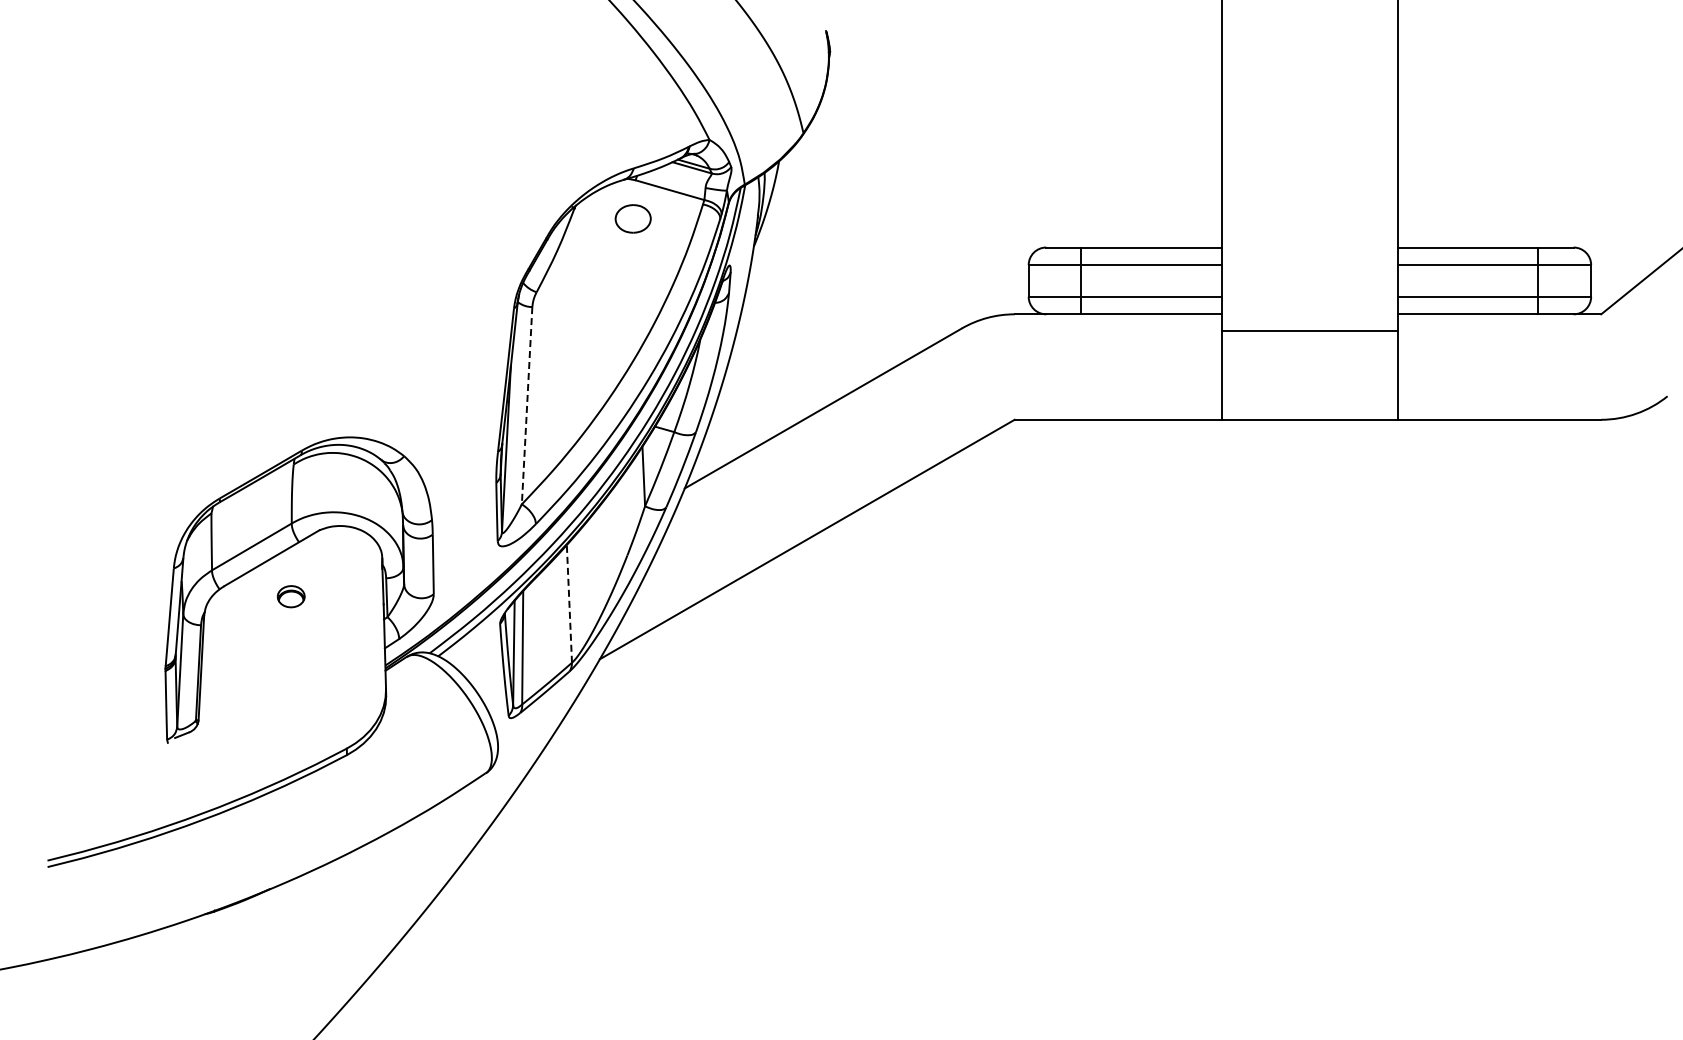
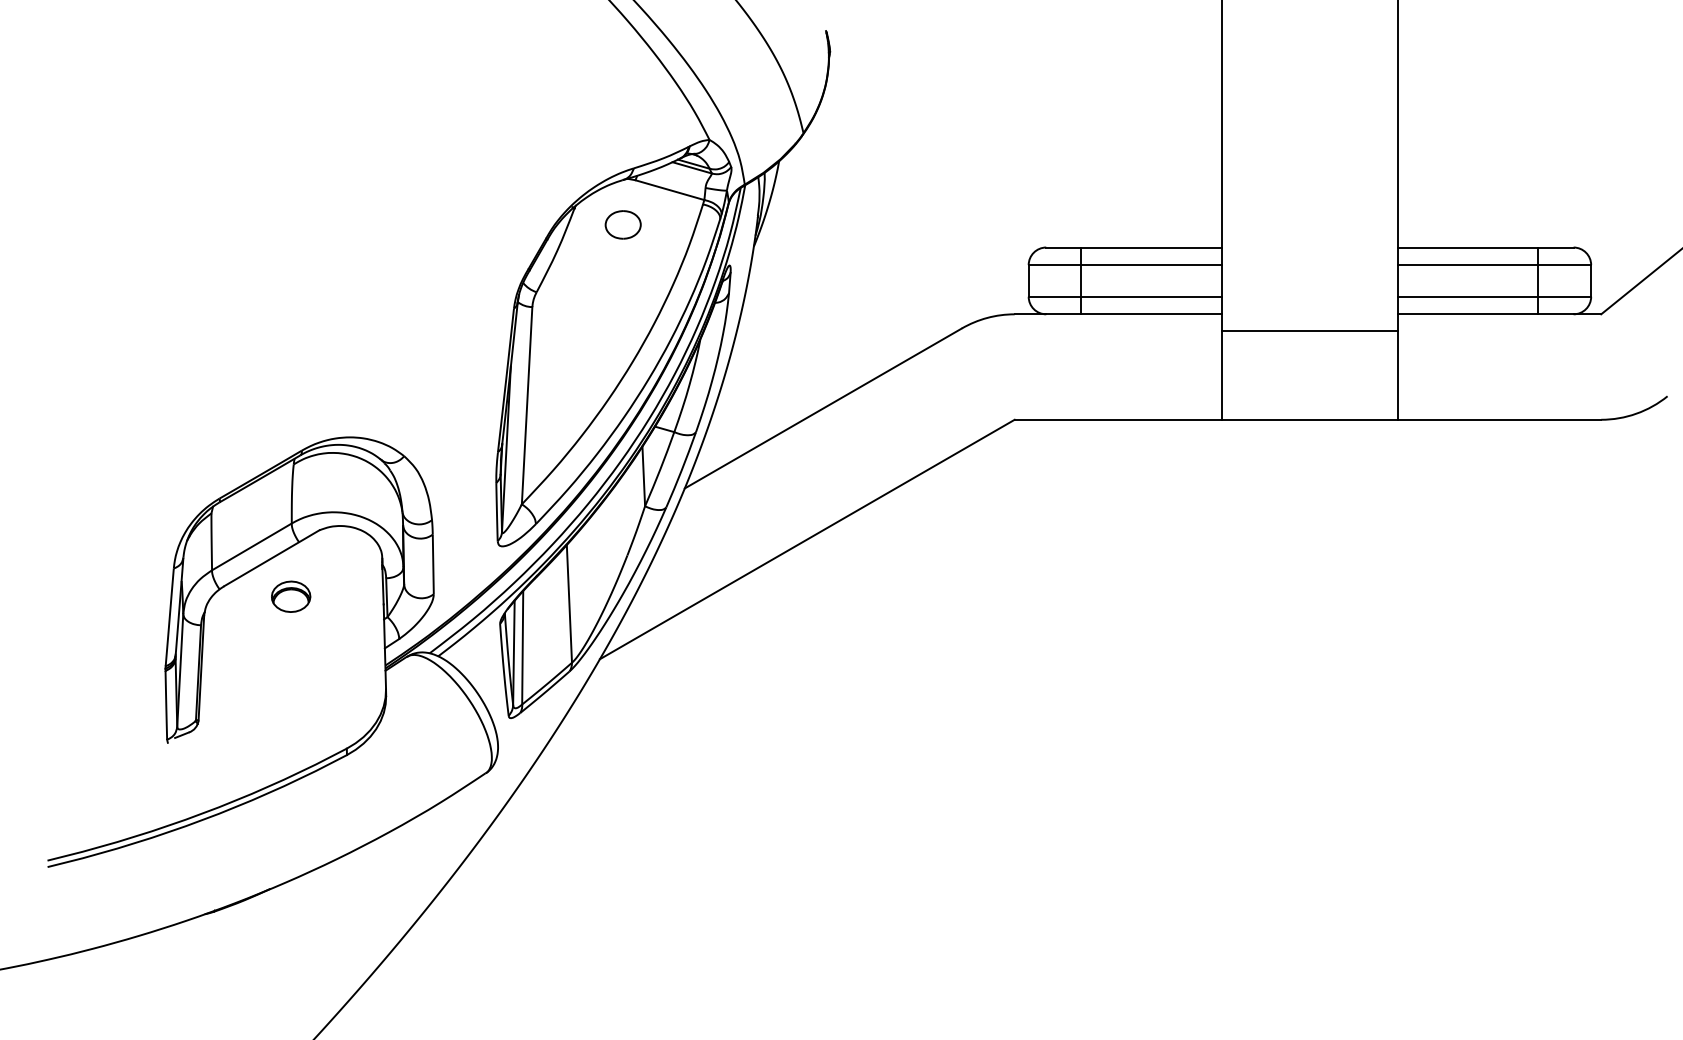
part position: (632, 218) -> (622, 224) (622, 224)
line: dashed -> solid (527, 405)
part size: 30x24 px -> 41x33 px (291, 596)
line: dashed -> solid (569, 603)
